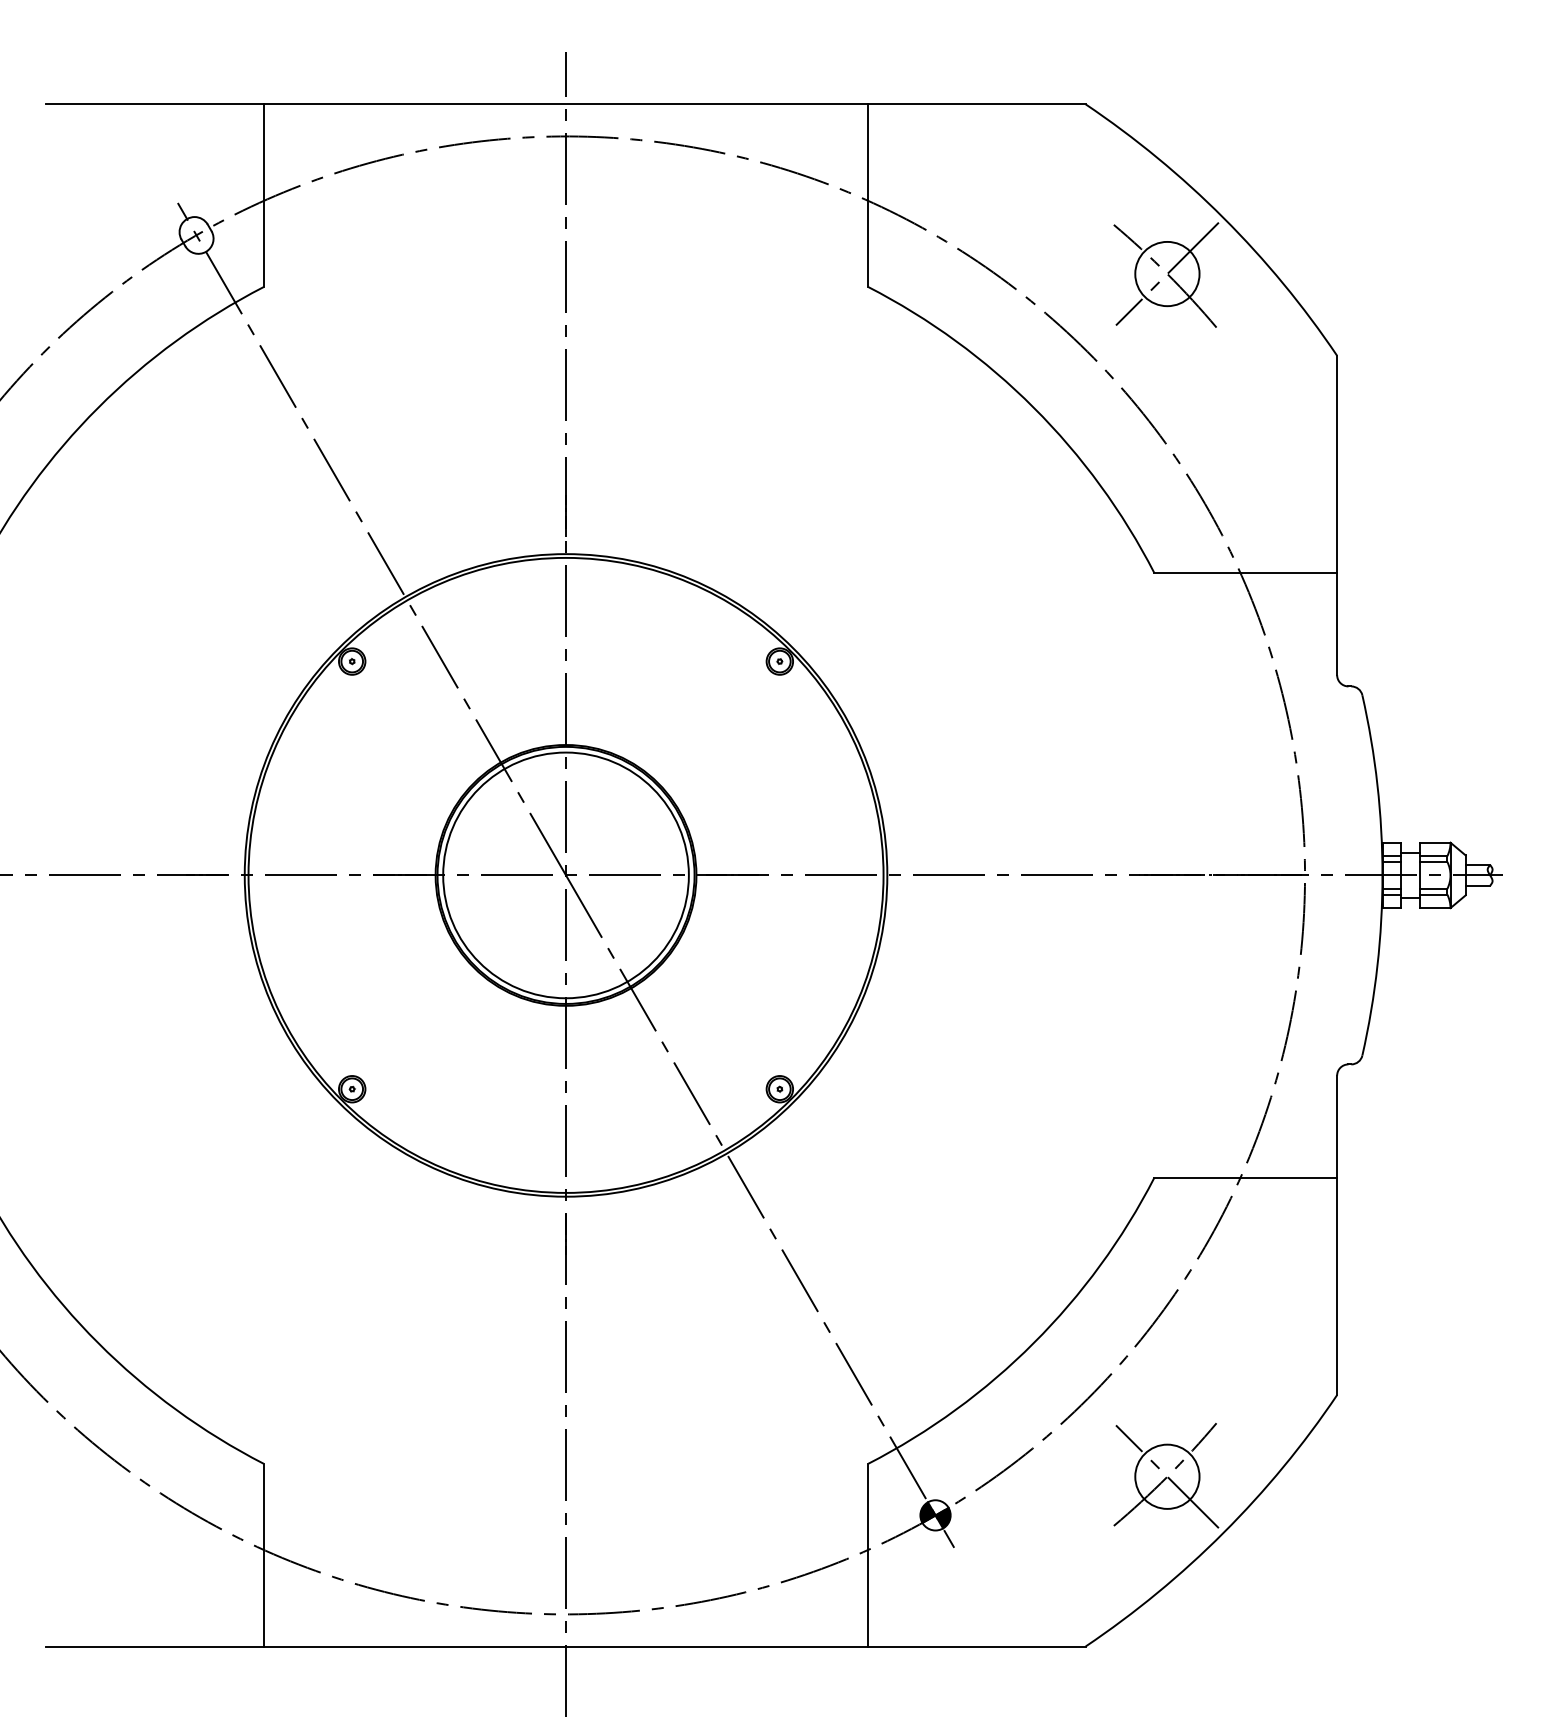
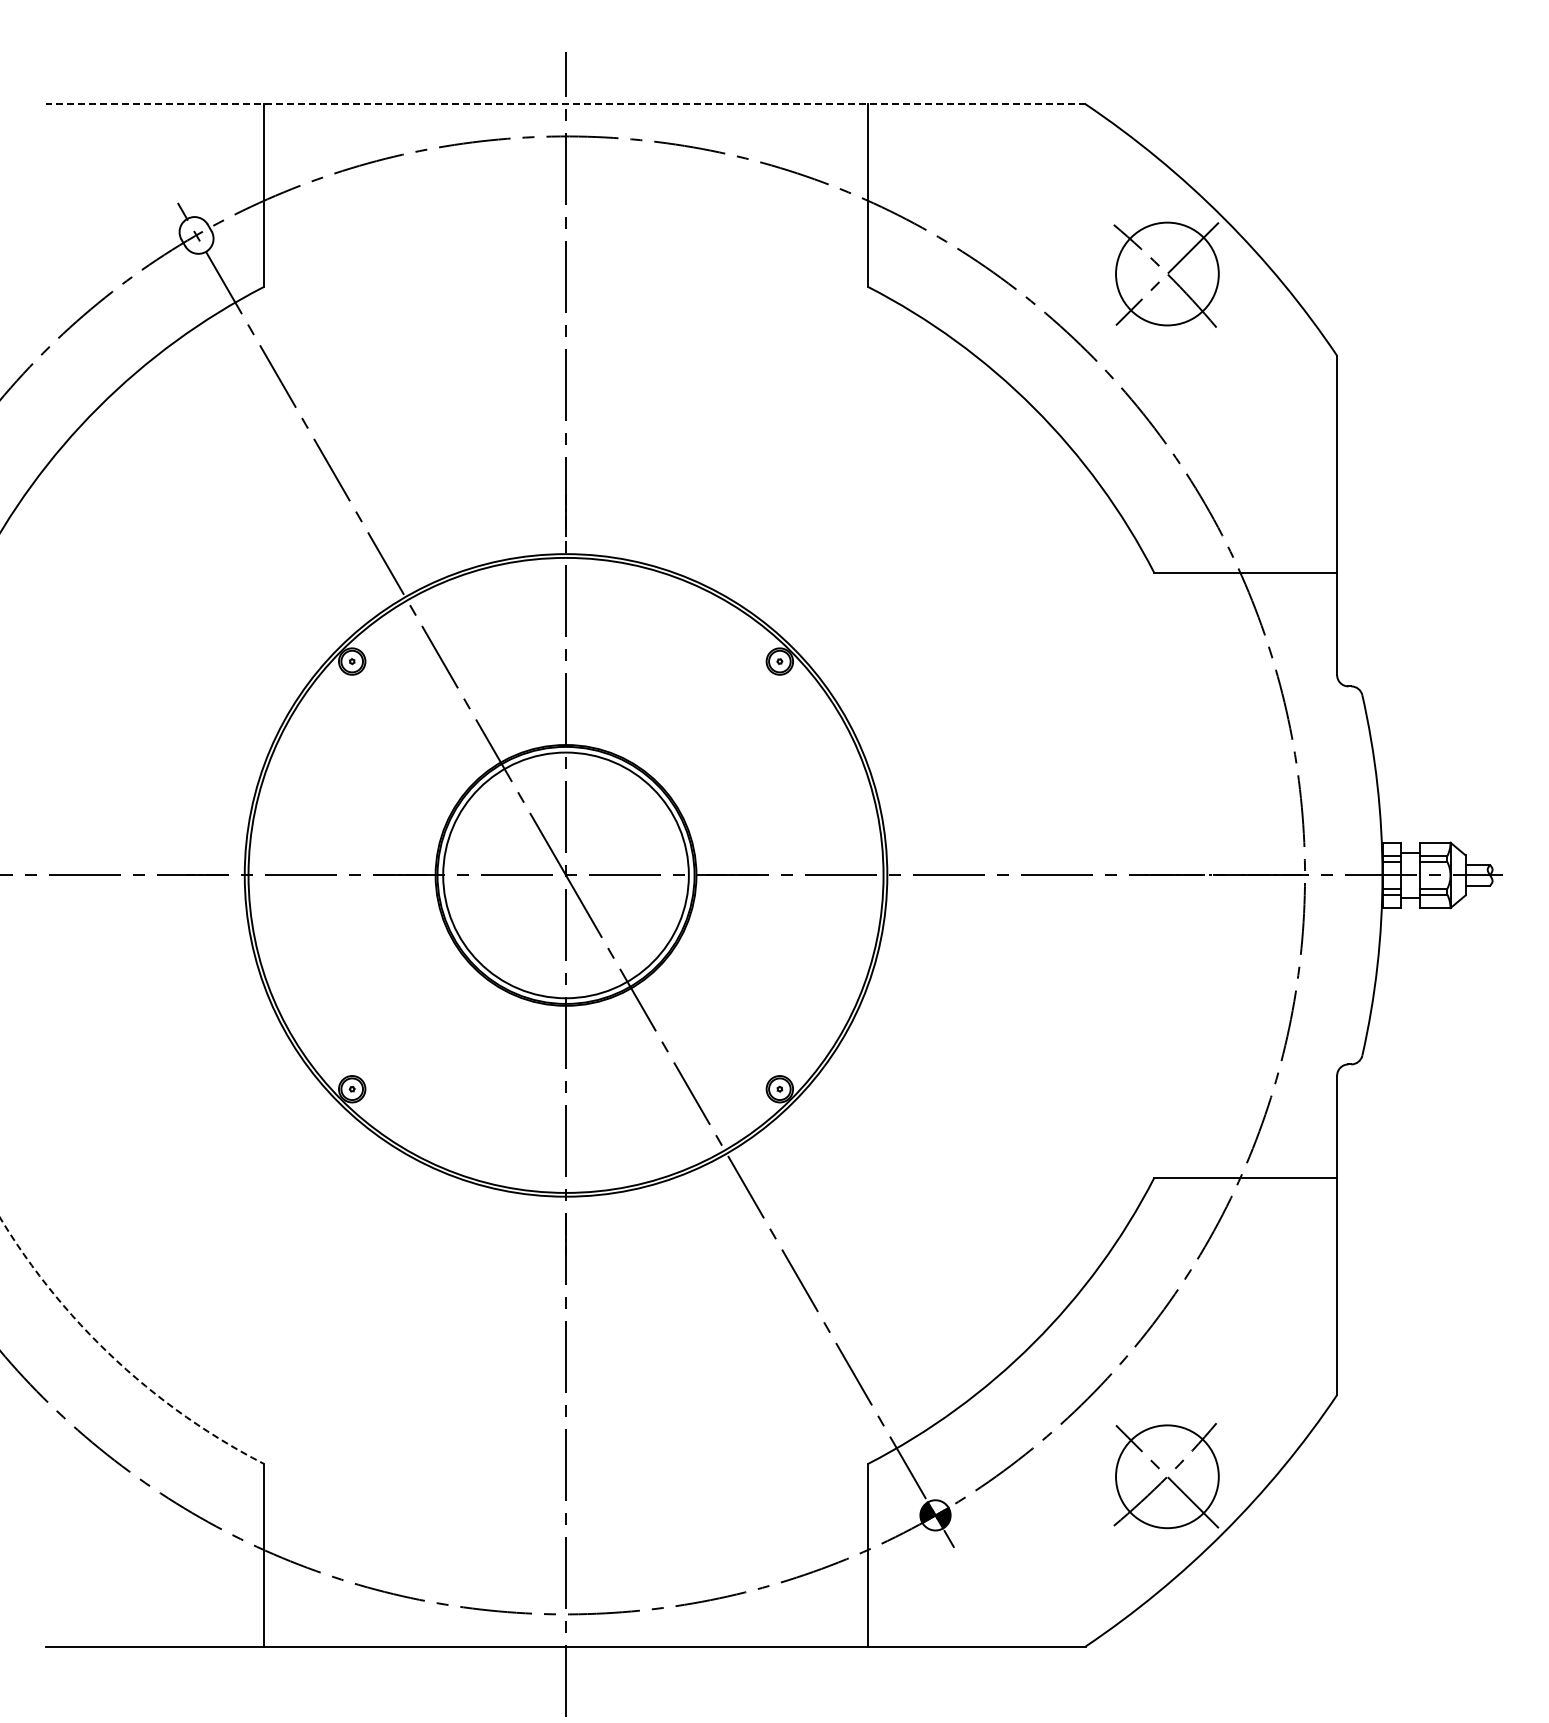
line: solid -> dashed (566, 104)
circle diameter: 64 px -> 103 px (1167, 273)
arc: solid -> dashed (114, 1358)
circle diameter: 64 px -> 103 px (1167, 1476)
